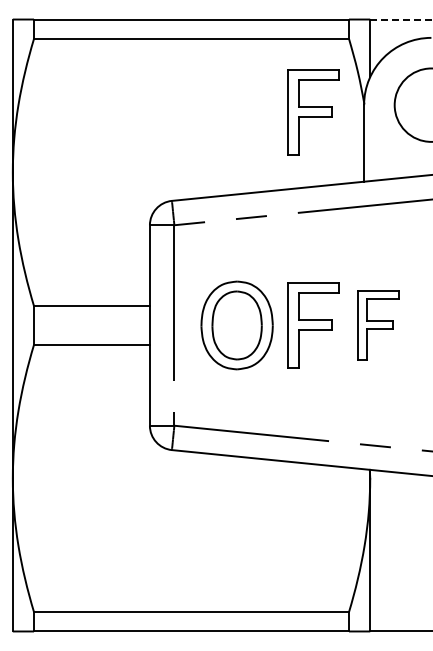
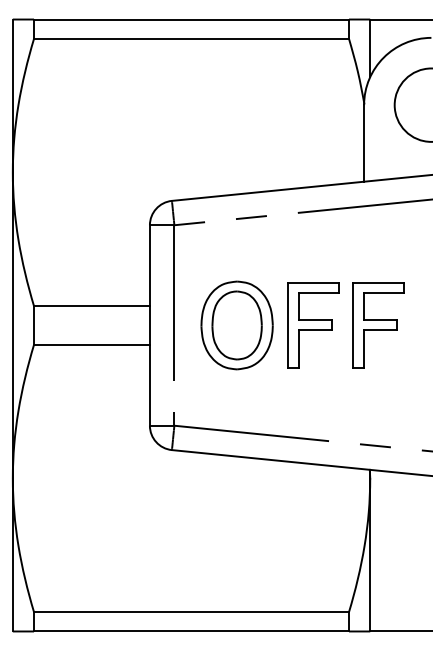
line: dashed -> solid (401, 19)
part: present -> none (313, 112)
part size: 43x71 px -> 53x87 px (378, 325)
